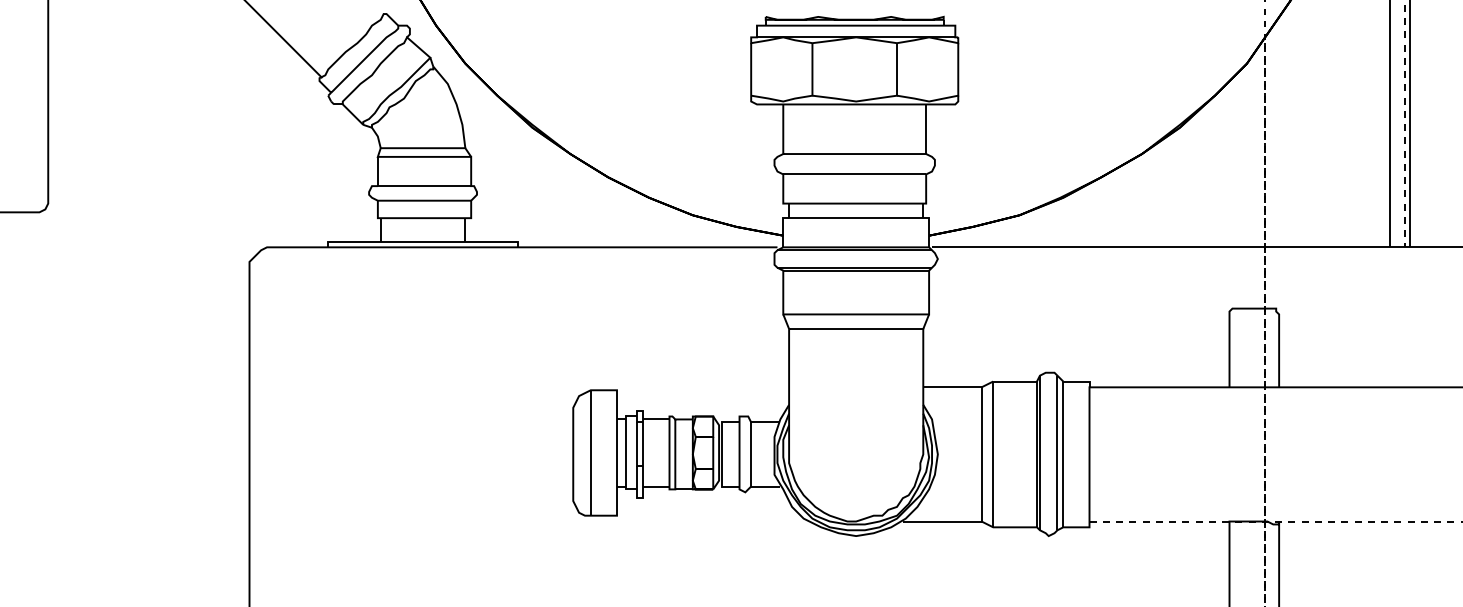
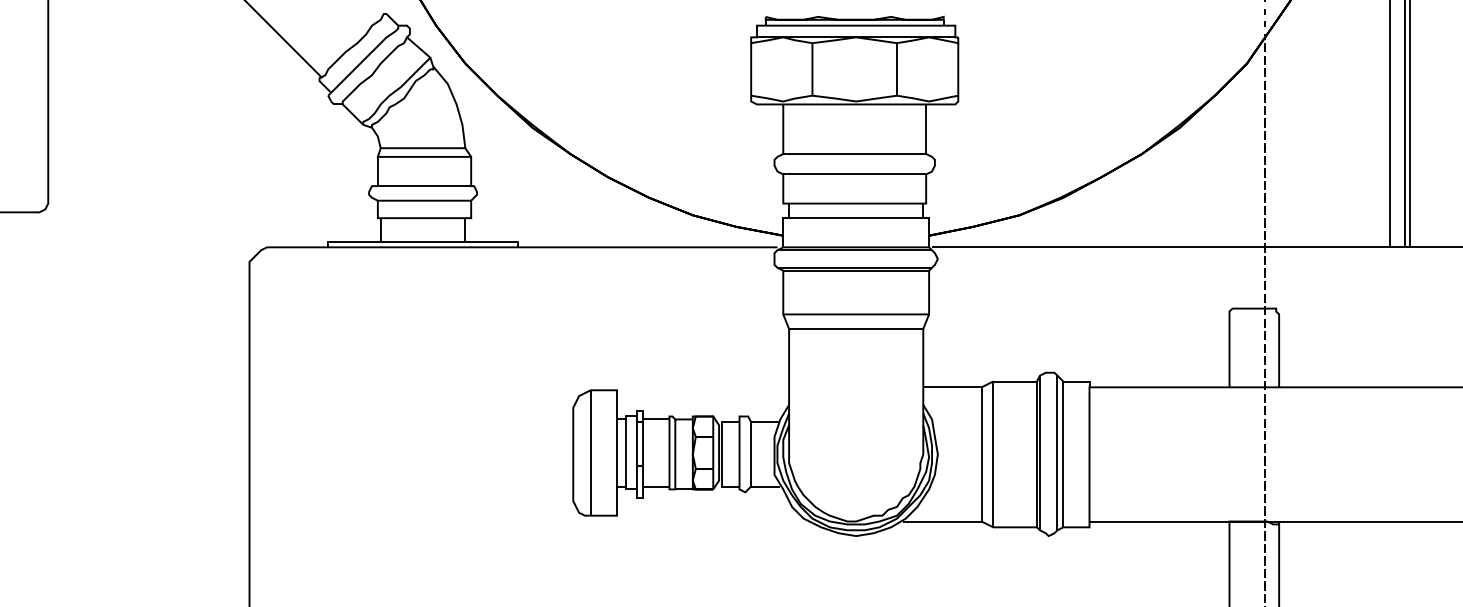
line: dashed -> solid (1404, 124)
line: dashed -> solid (1276, 521)
